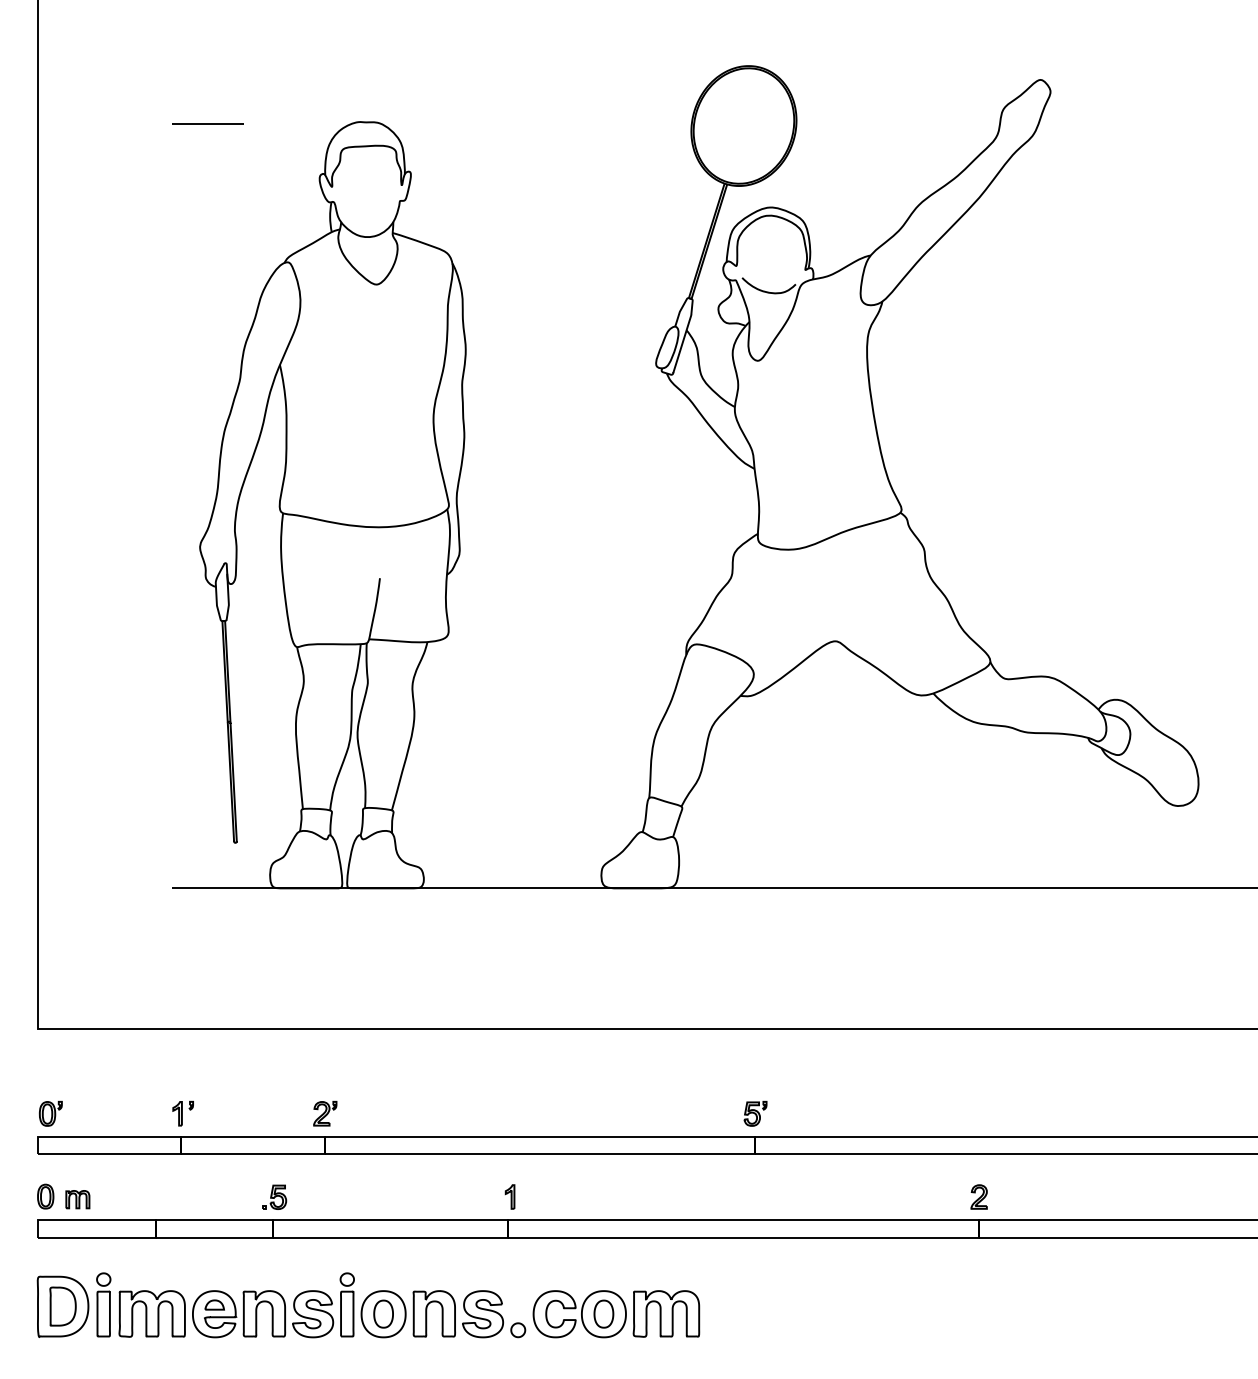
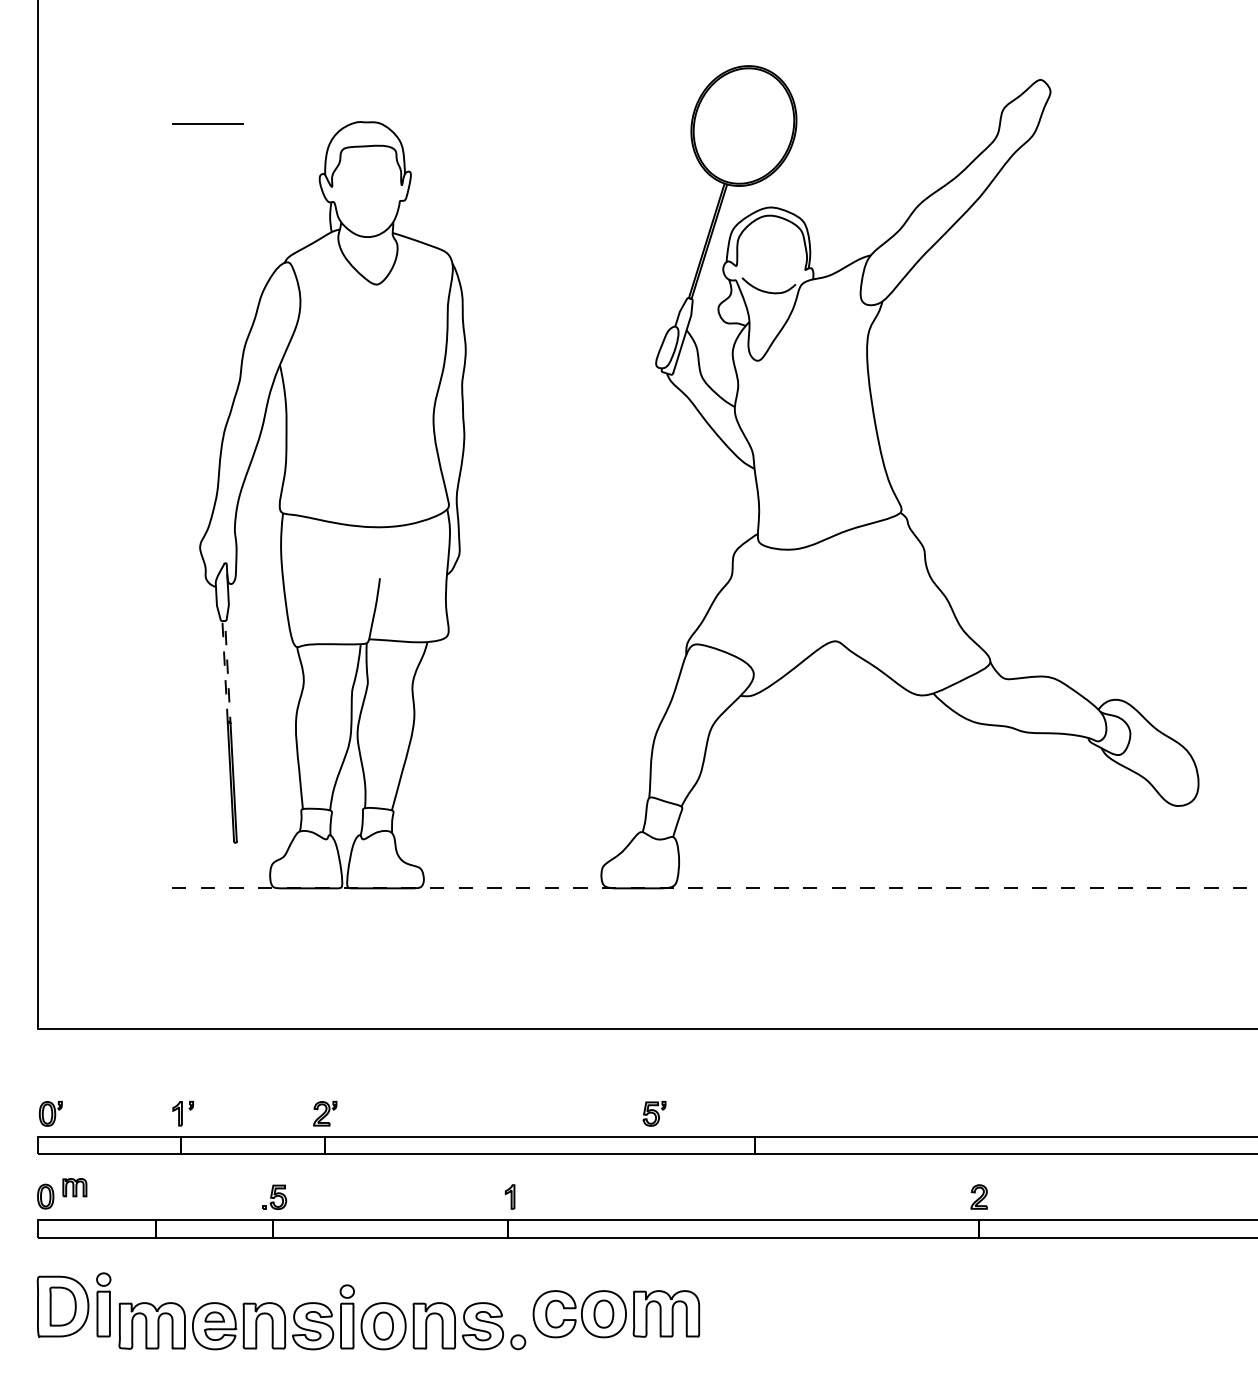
line: solid -> dashed (224, 621)
line: solid -> dashed (714, 888)
part position: (755, 1113) -> (654, 1113) (654, 1113)
part position: (77, 1199) -> (74, 1187) (74, 1187)
part position: (322, 1305) -> (322, 1317) (322, 1317)
